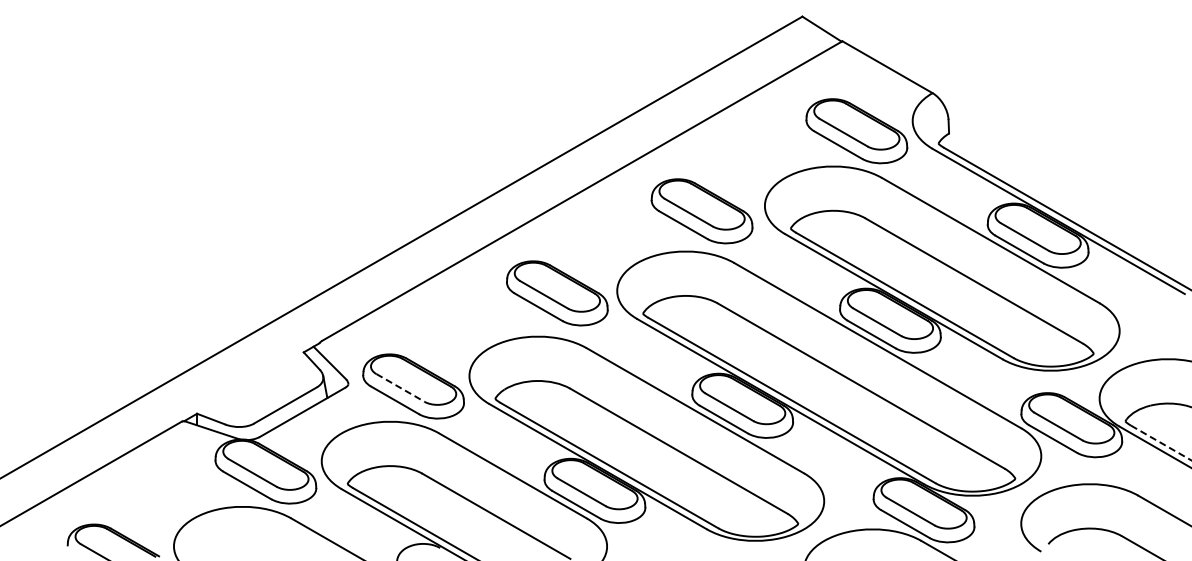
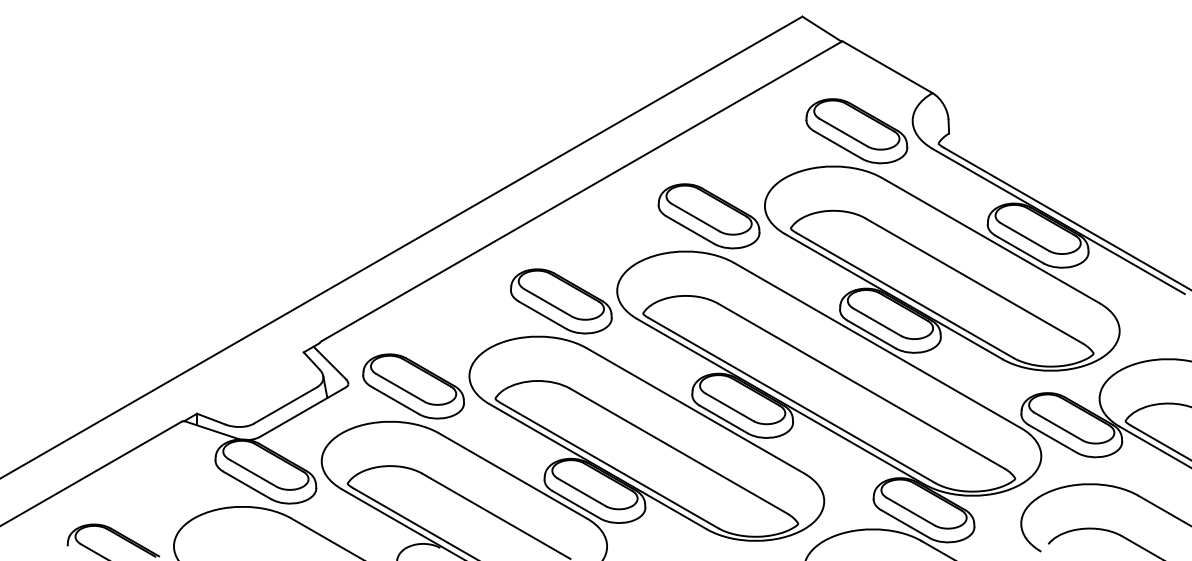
part position: (701, 211) -> (708, 216) (708, 216)
part position: (557, 293) -> (561, 301) (561, 301)
line: dashed -> solid (400, 387)
line: dashed -> solid (1161, 443)
